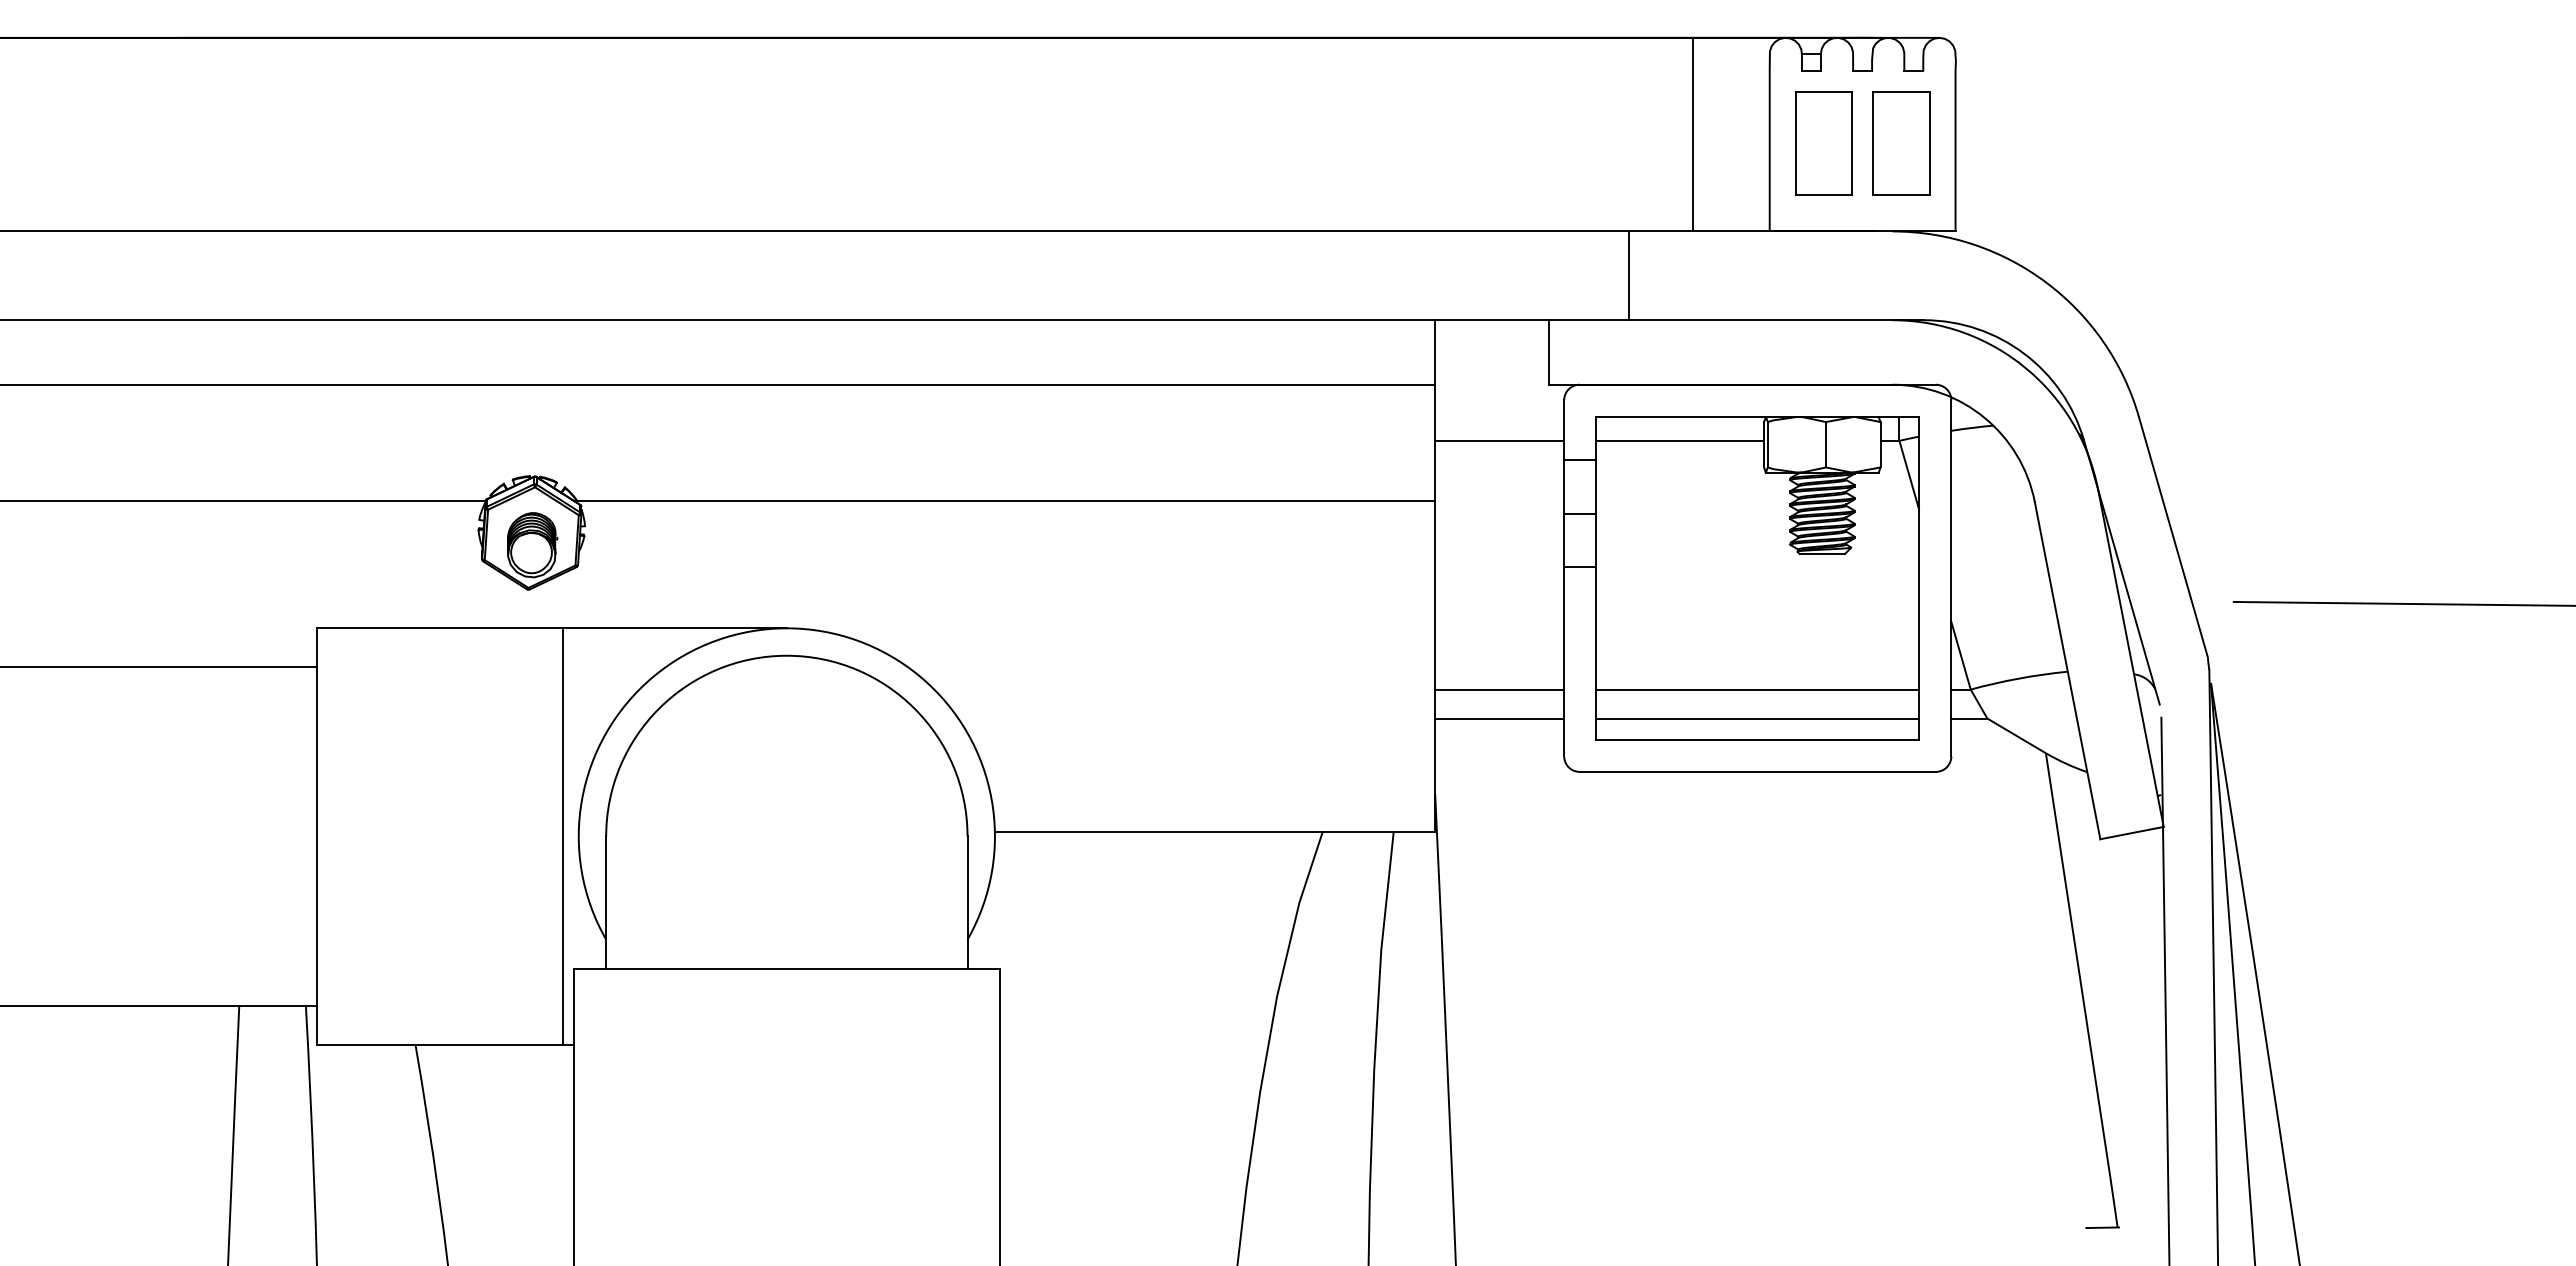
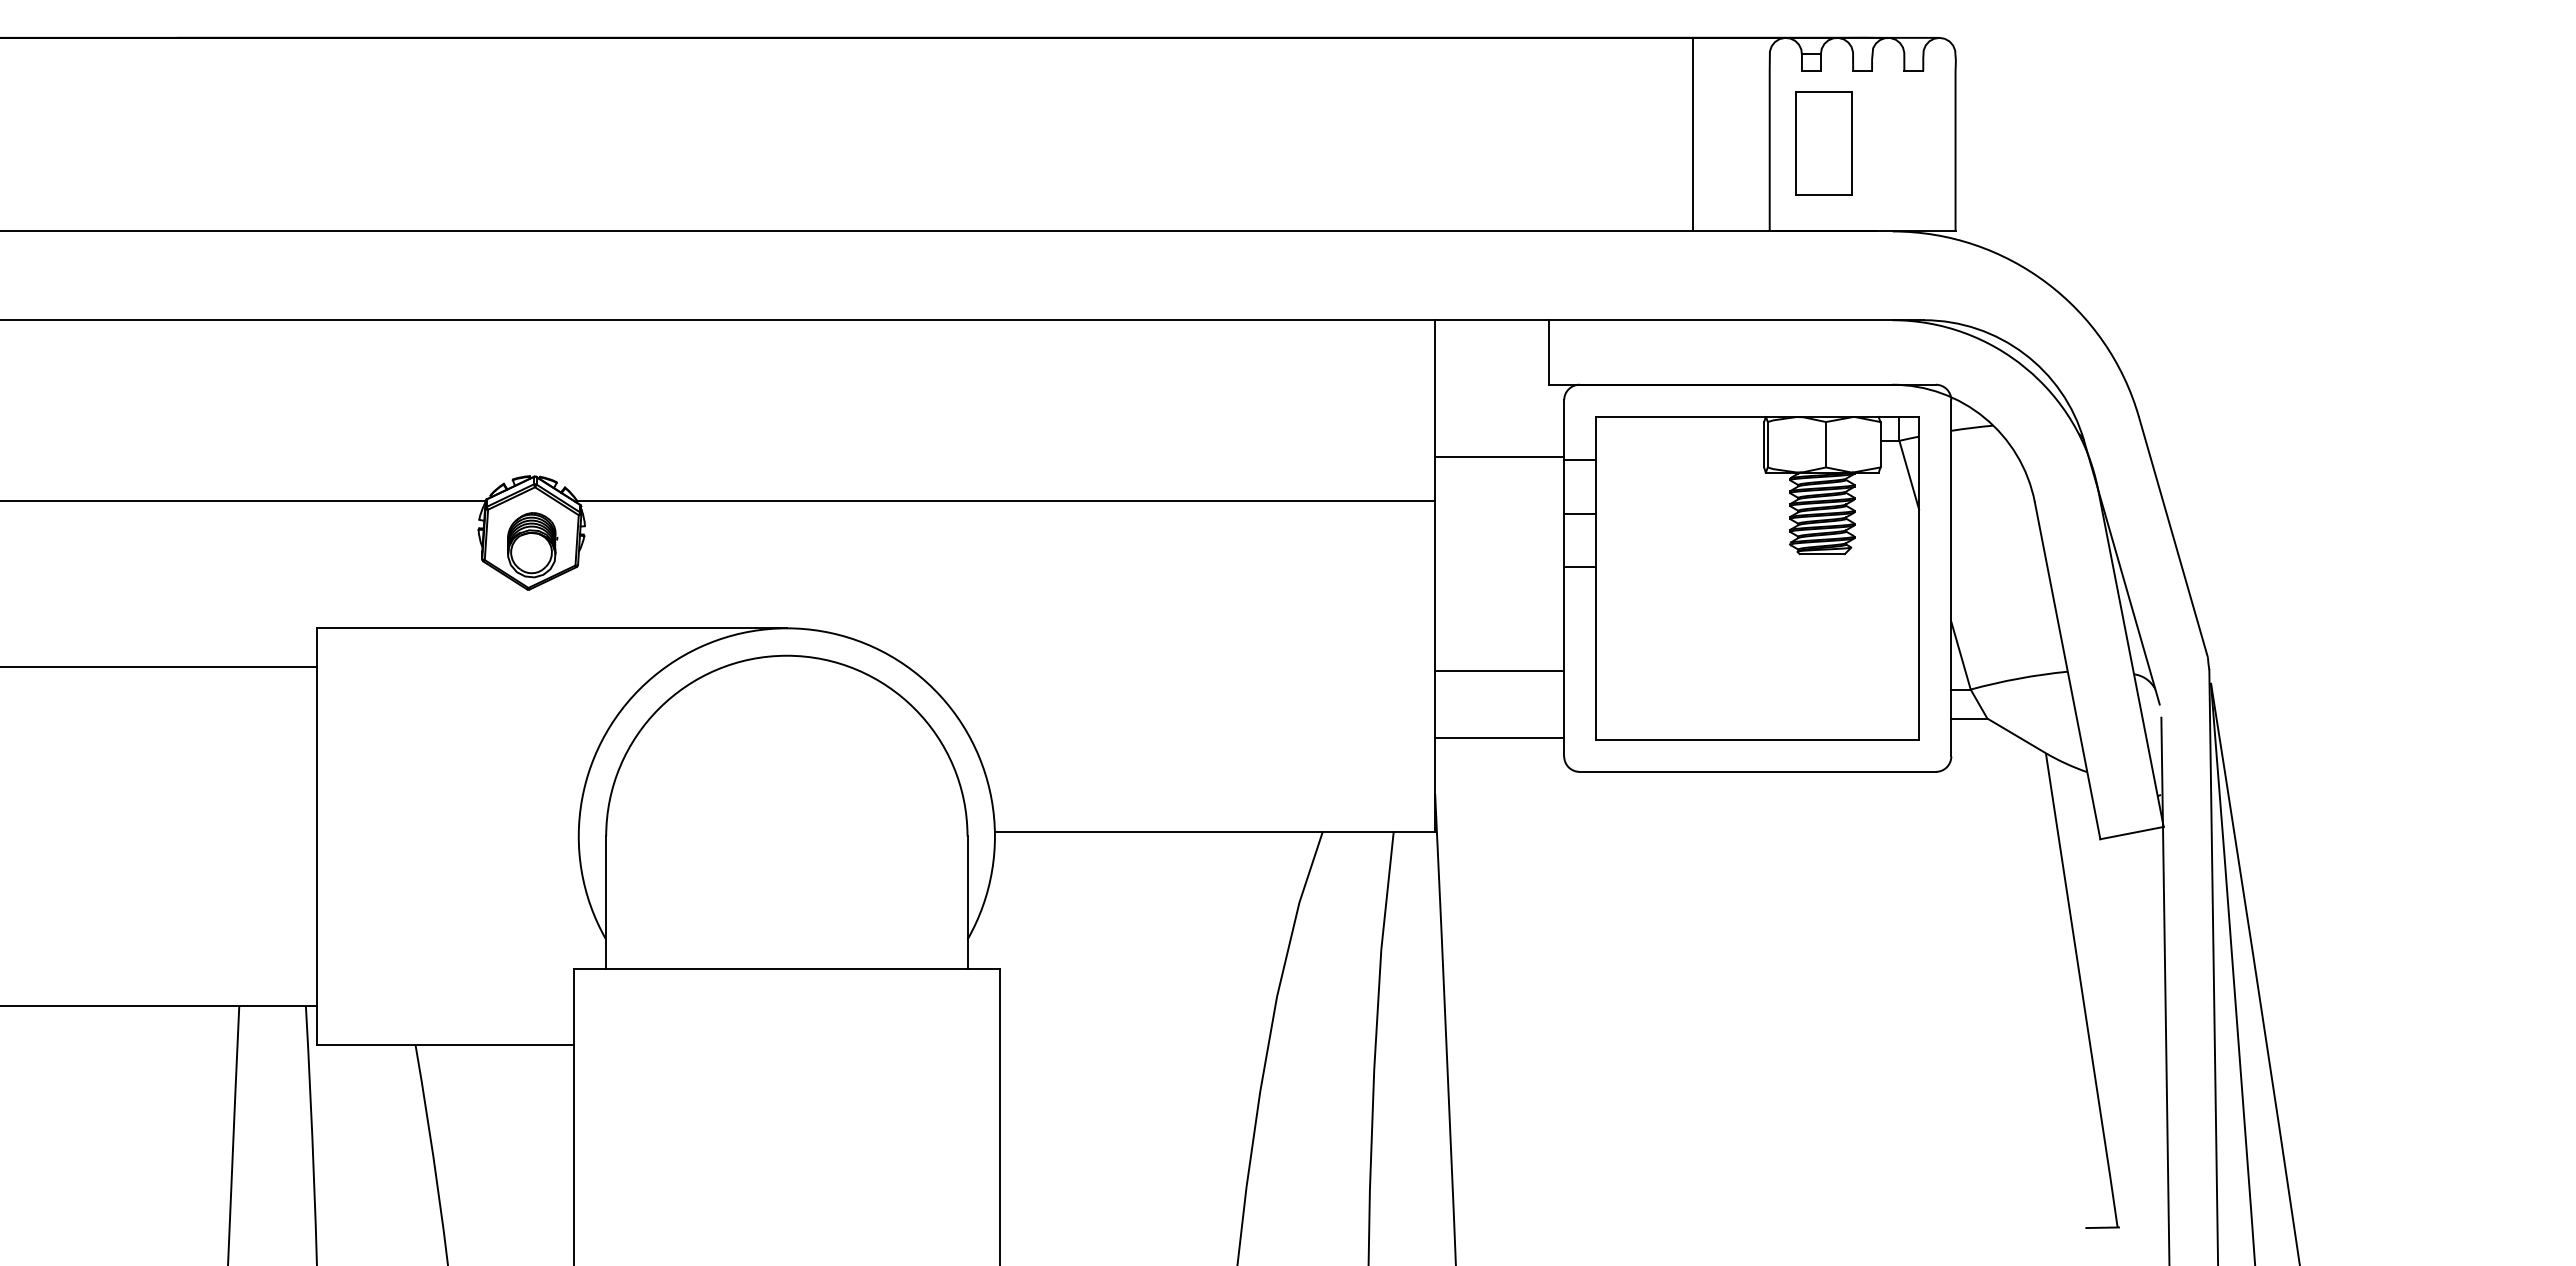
part: present -> none (1901, 143)
line: present -> none (1628, 275)
line: present -> none (718, 384)
line position: (1499, 440) -> (1499, 456) (1499, 456)
line: present -> none (1680, 440)
line: present -> none (2402, 603)
line position: (1499, 689) -> (1499, 670) (1499, 670)
line: present -> none (1757, 689)
line position: (1499, 718) -> (1499, 737) (1499, 737)
line: present -> none (1757, 718)
line: present -> none (562, 836)
